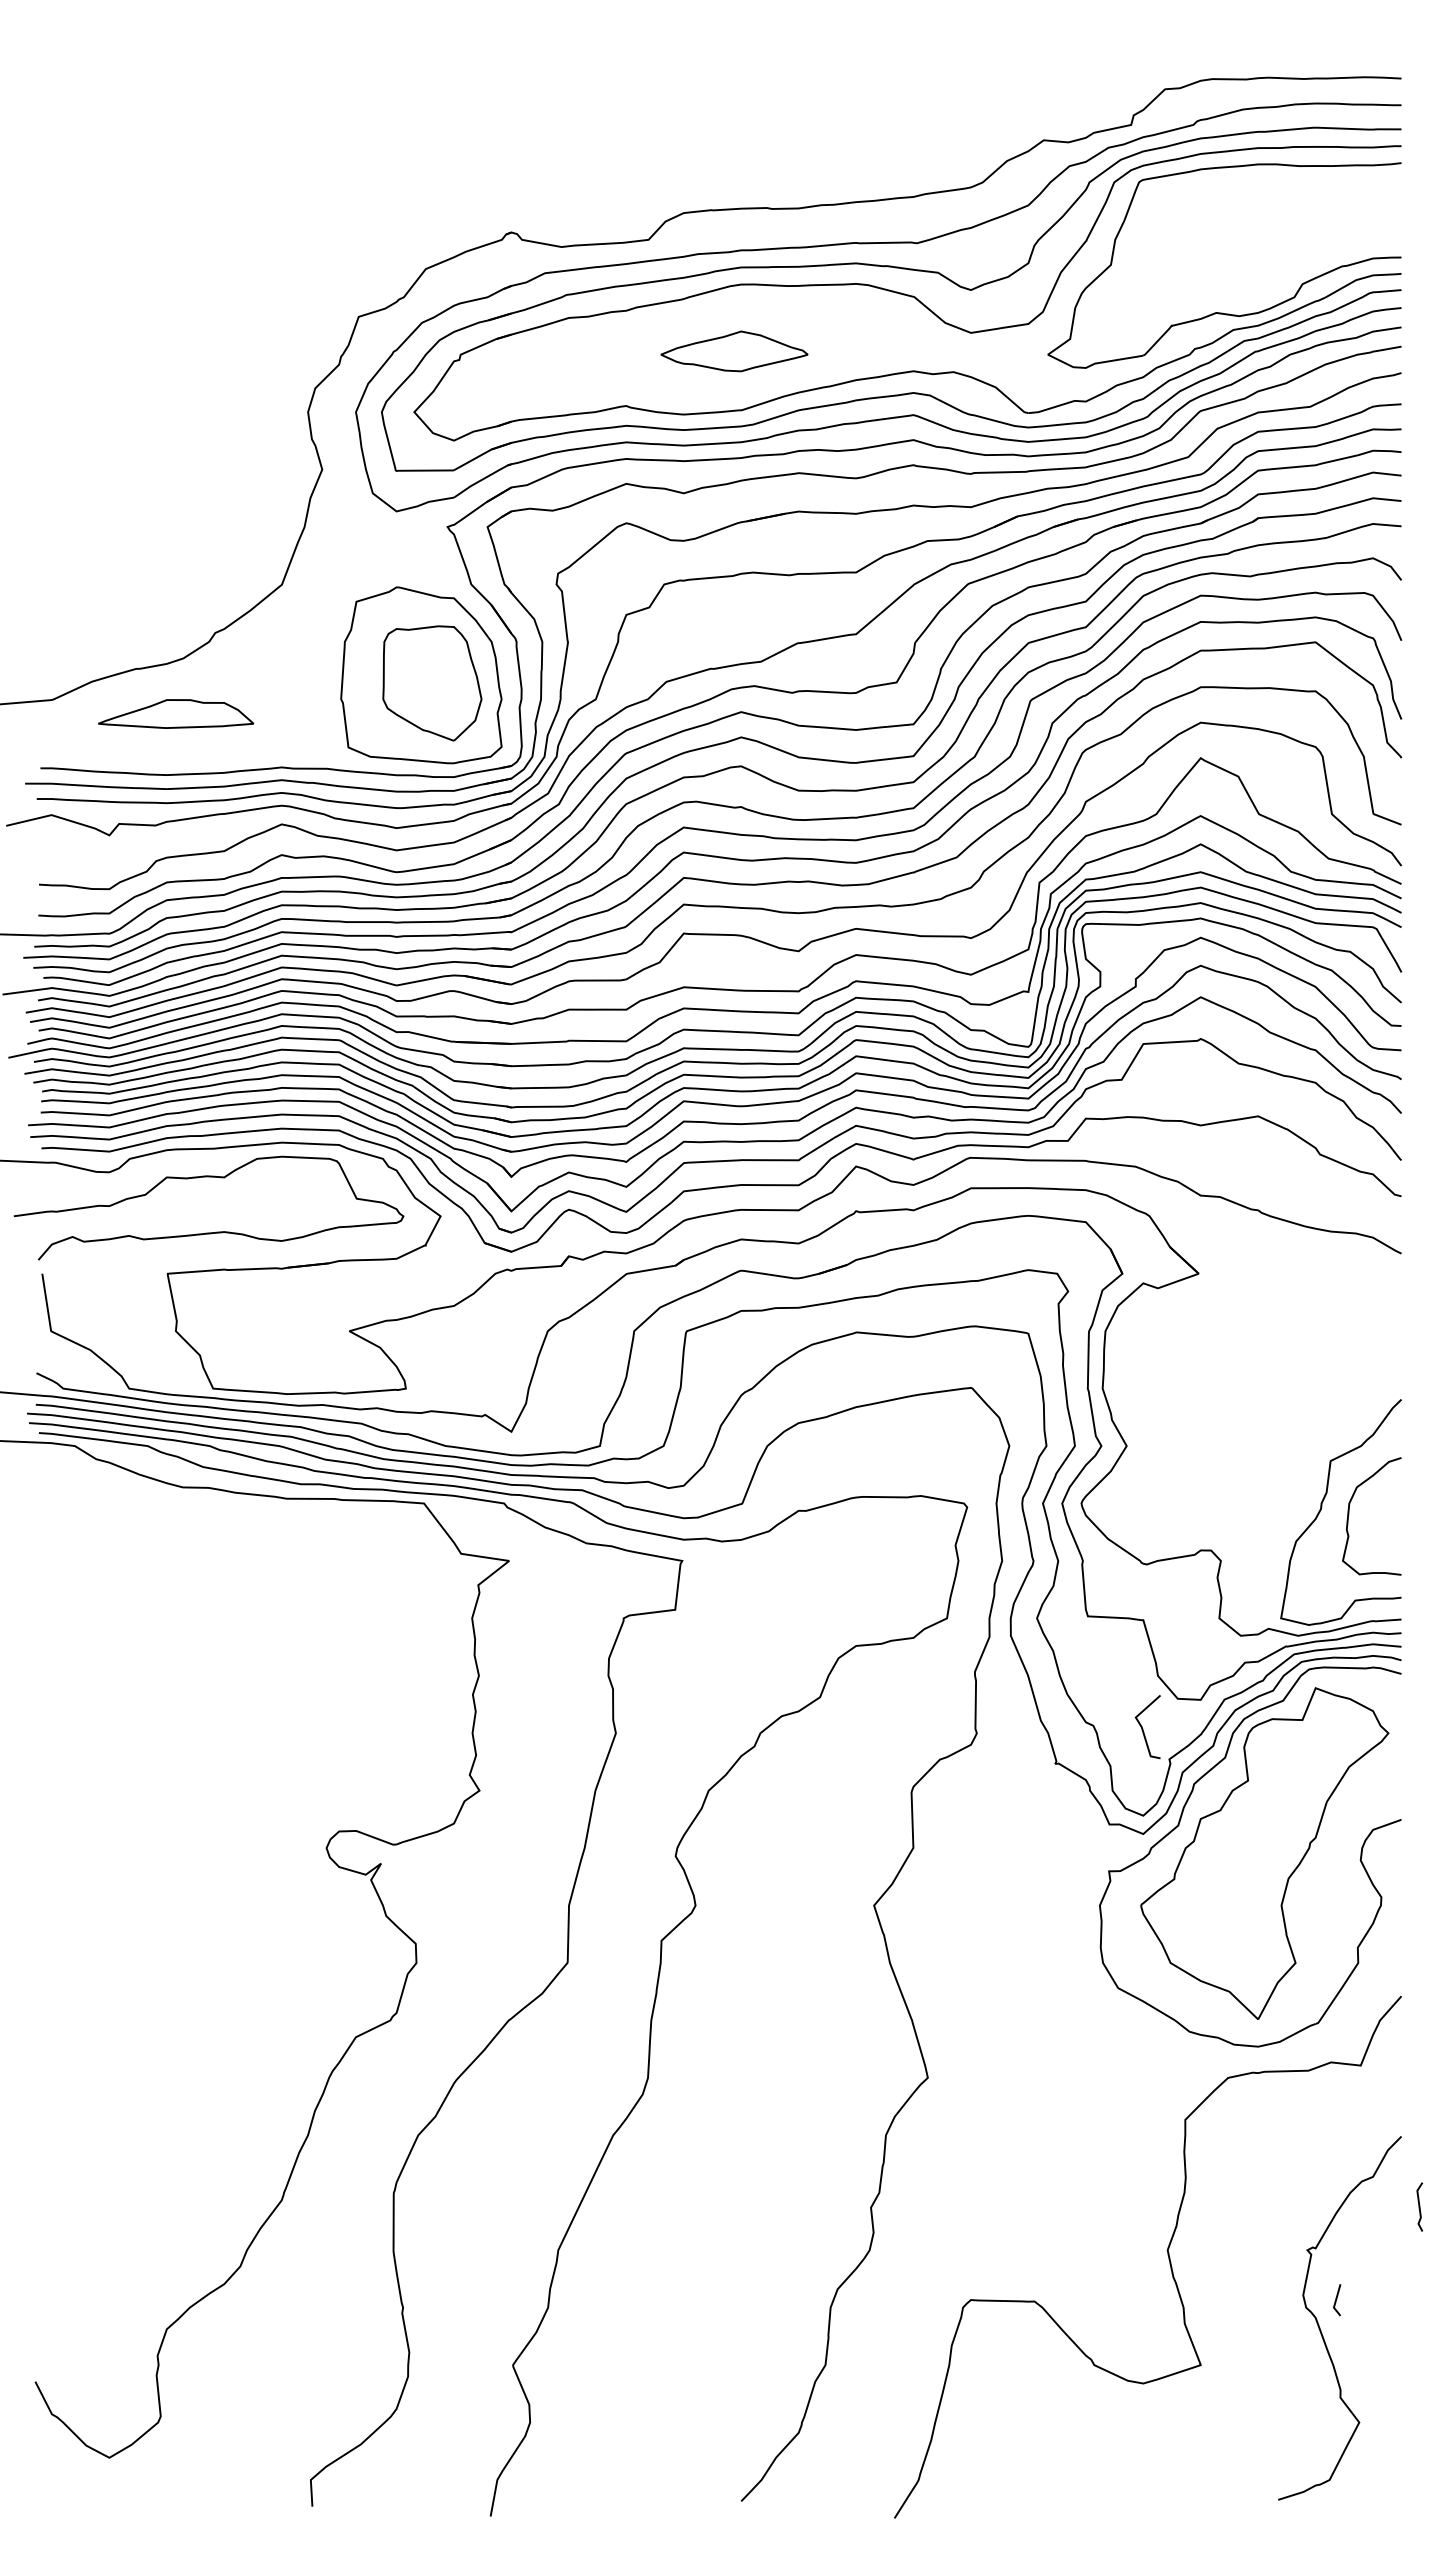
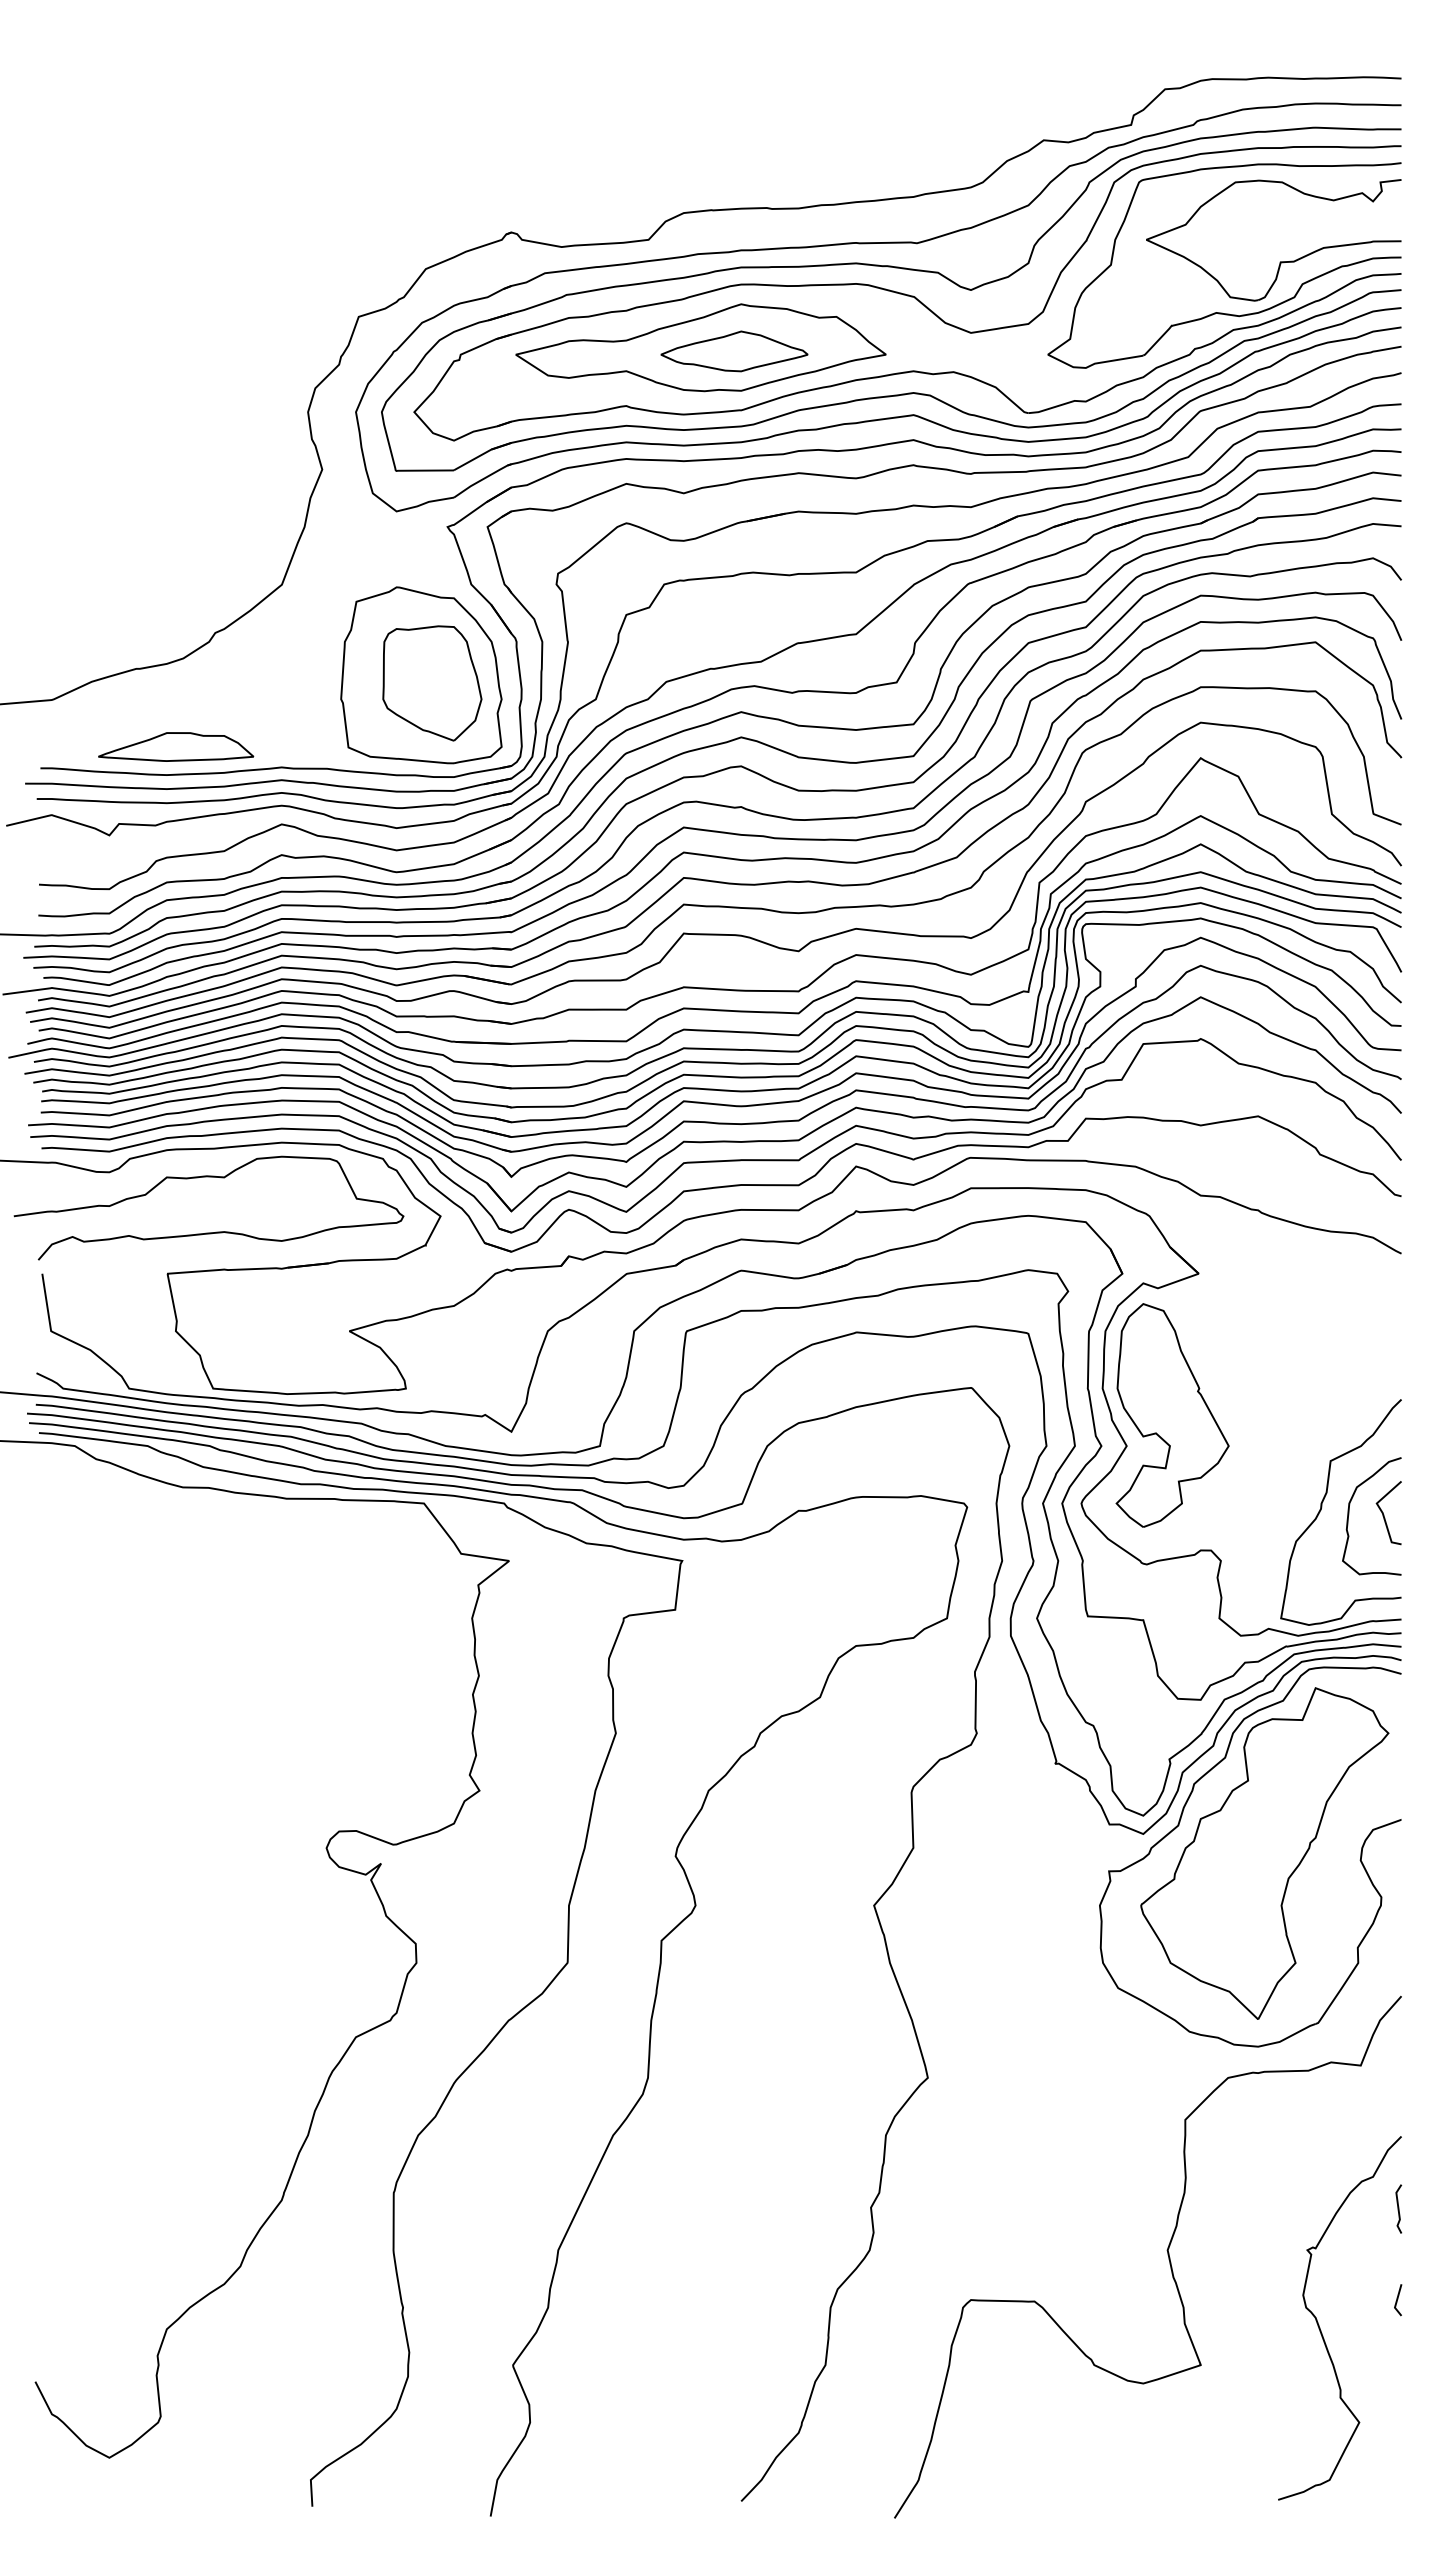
part: none -> present (1280, 261)
part: none -> present (700, 347)
part position: (176, 713) -> (176, 746) (176, 746)
part: none -> present (1172, 1415)
line position: (1143, 1728) -> (1384, 1514) (1384, 1514)
line position: (1419, 2206) -> (1398, 2208) (1398, 2208)
line position: (1337, 2299) -> (1398, 2299) (1398, 2299)
